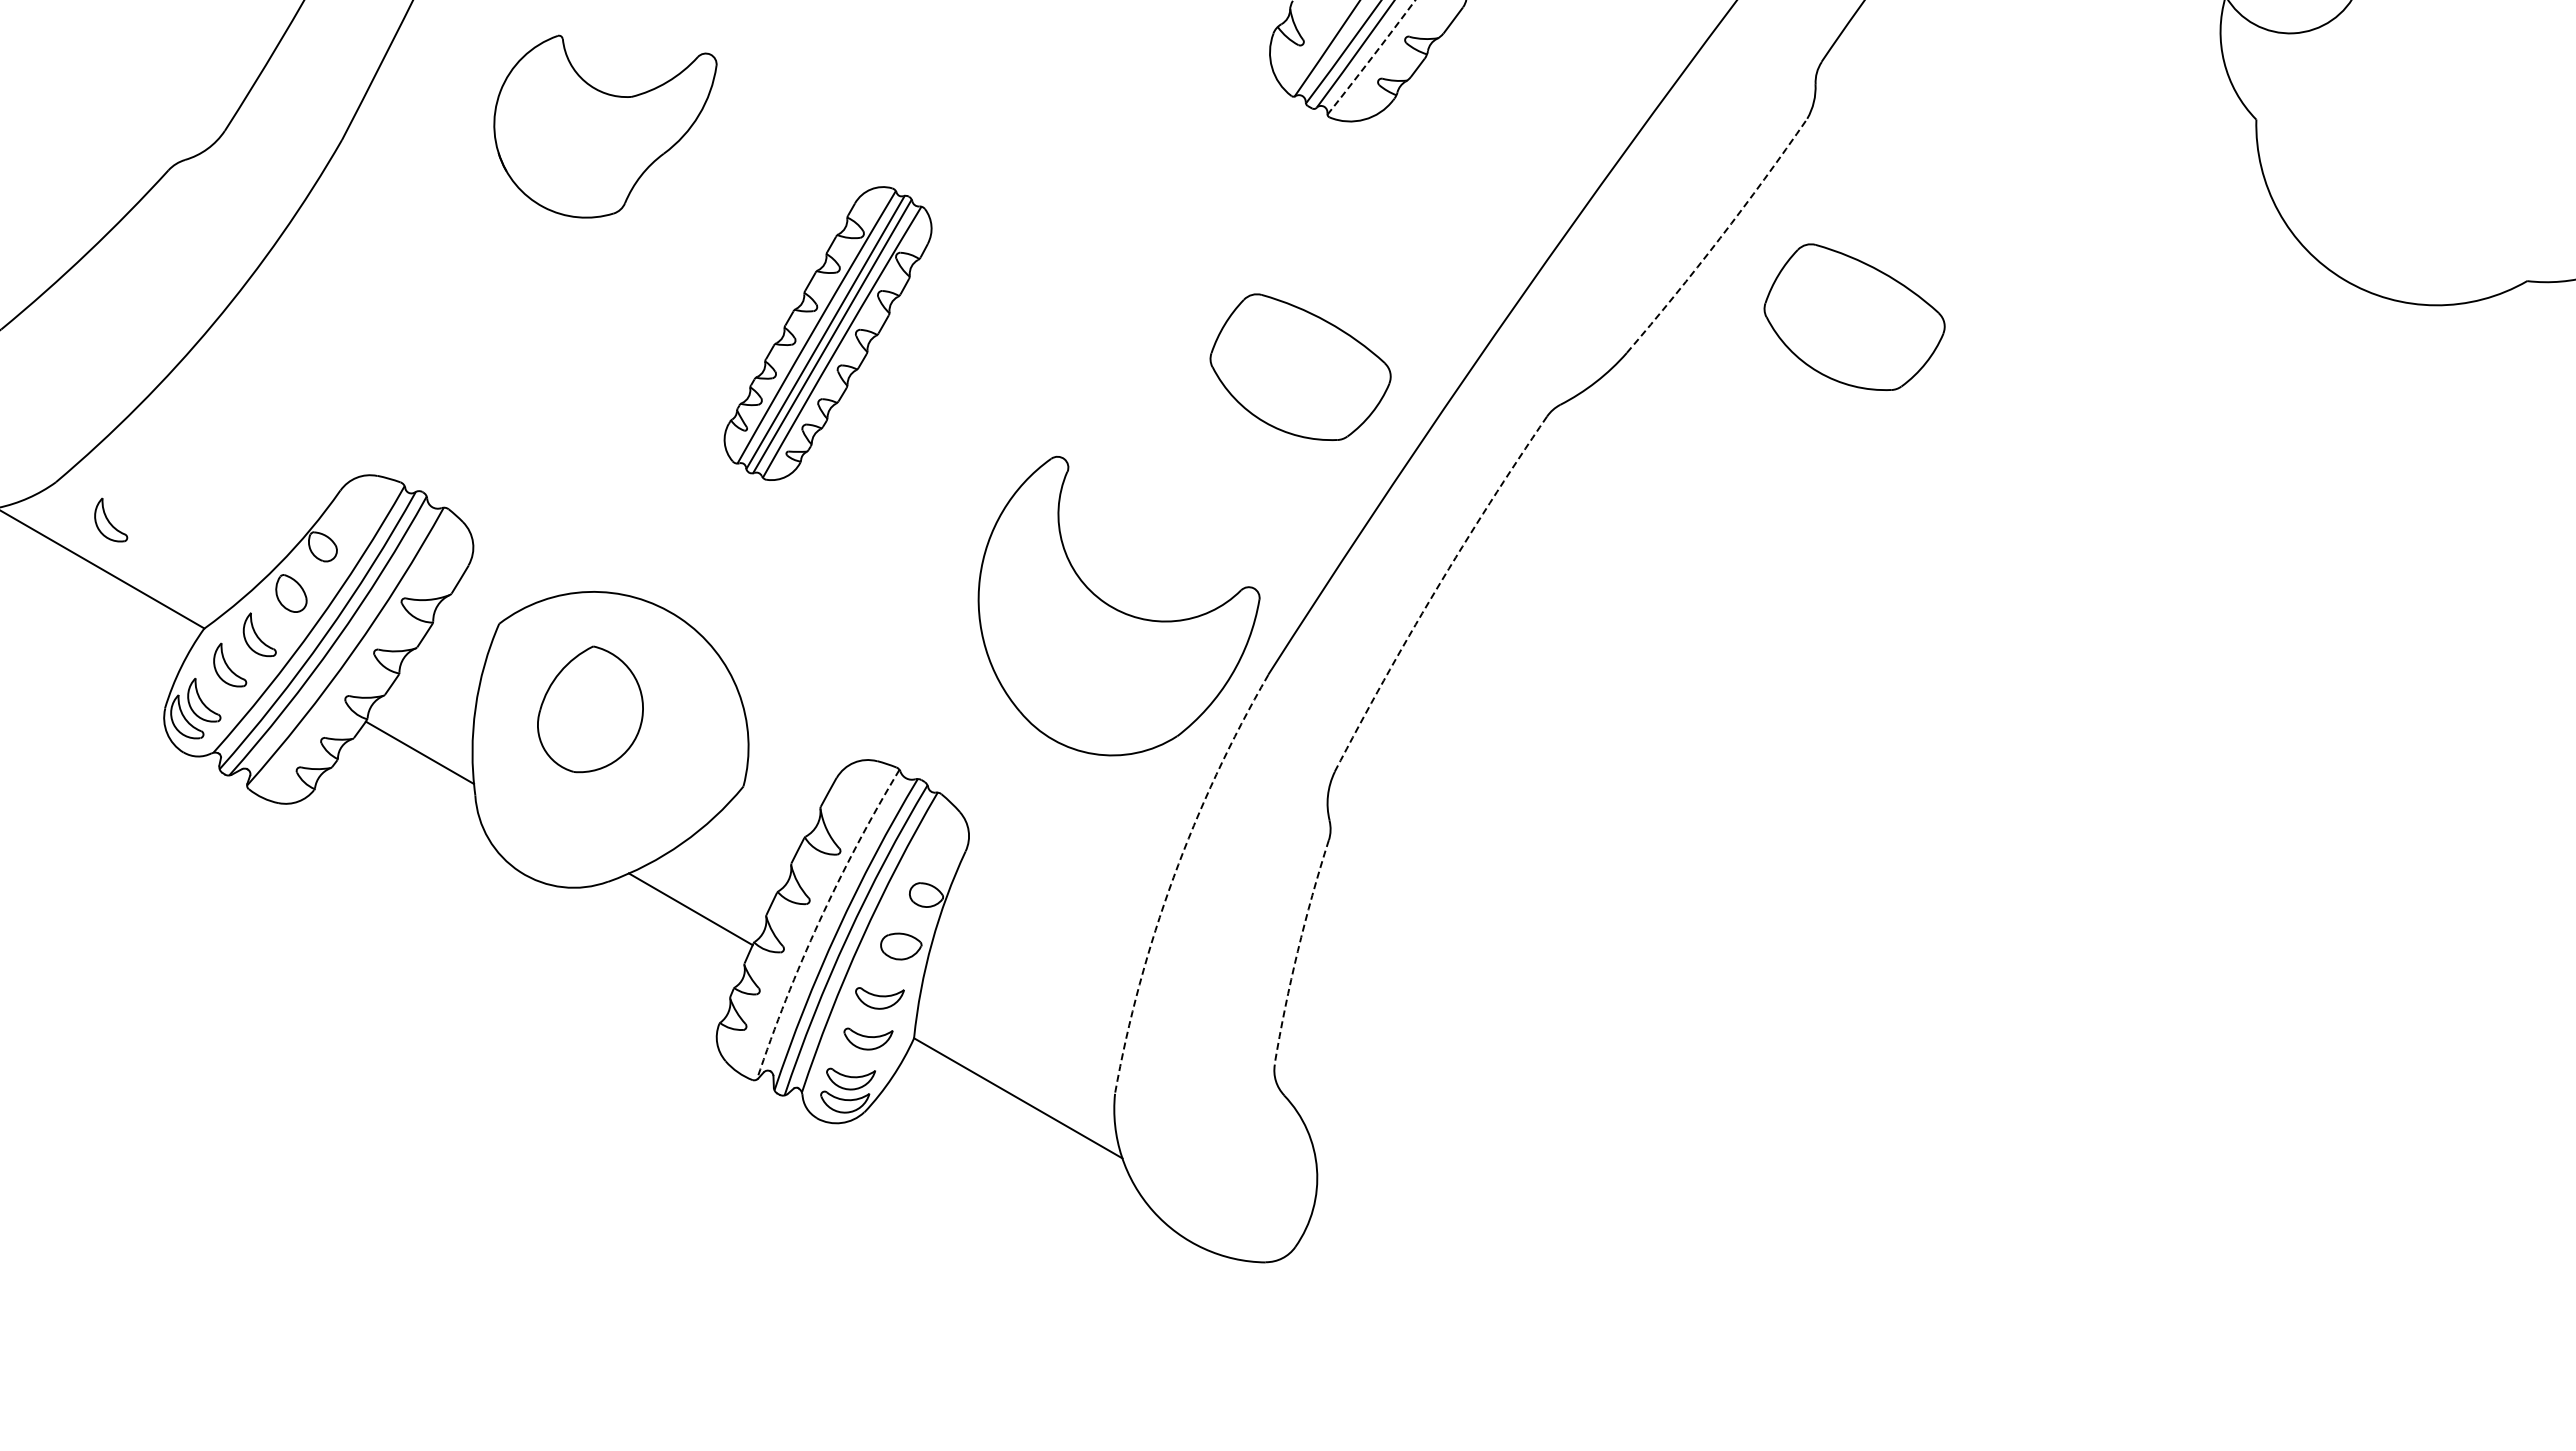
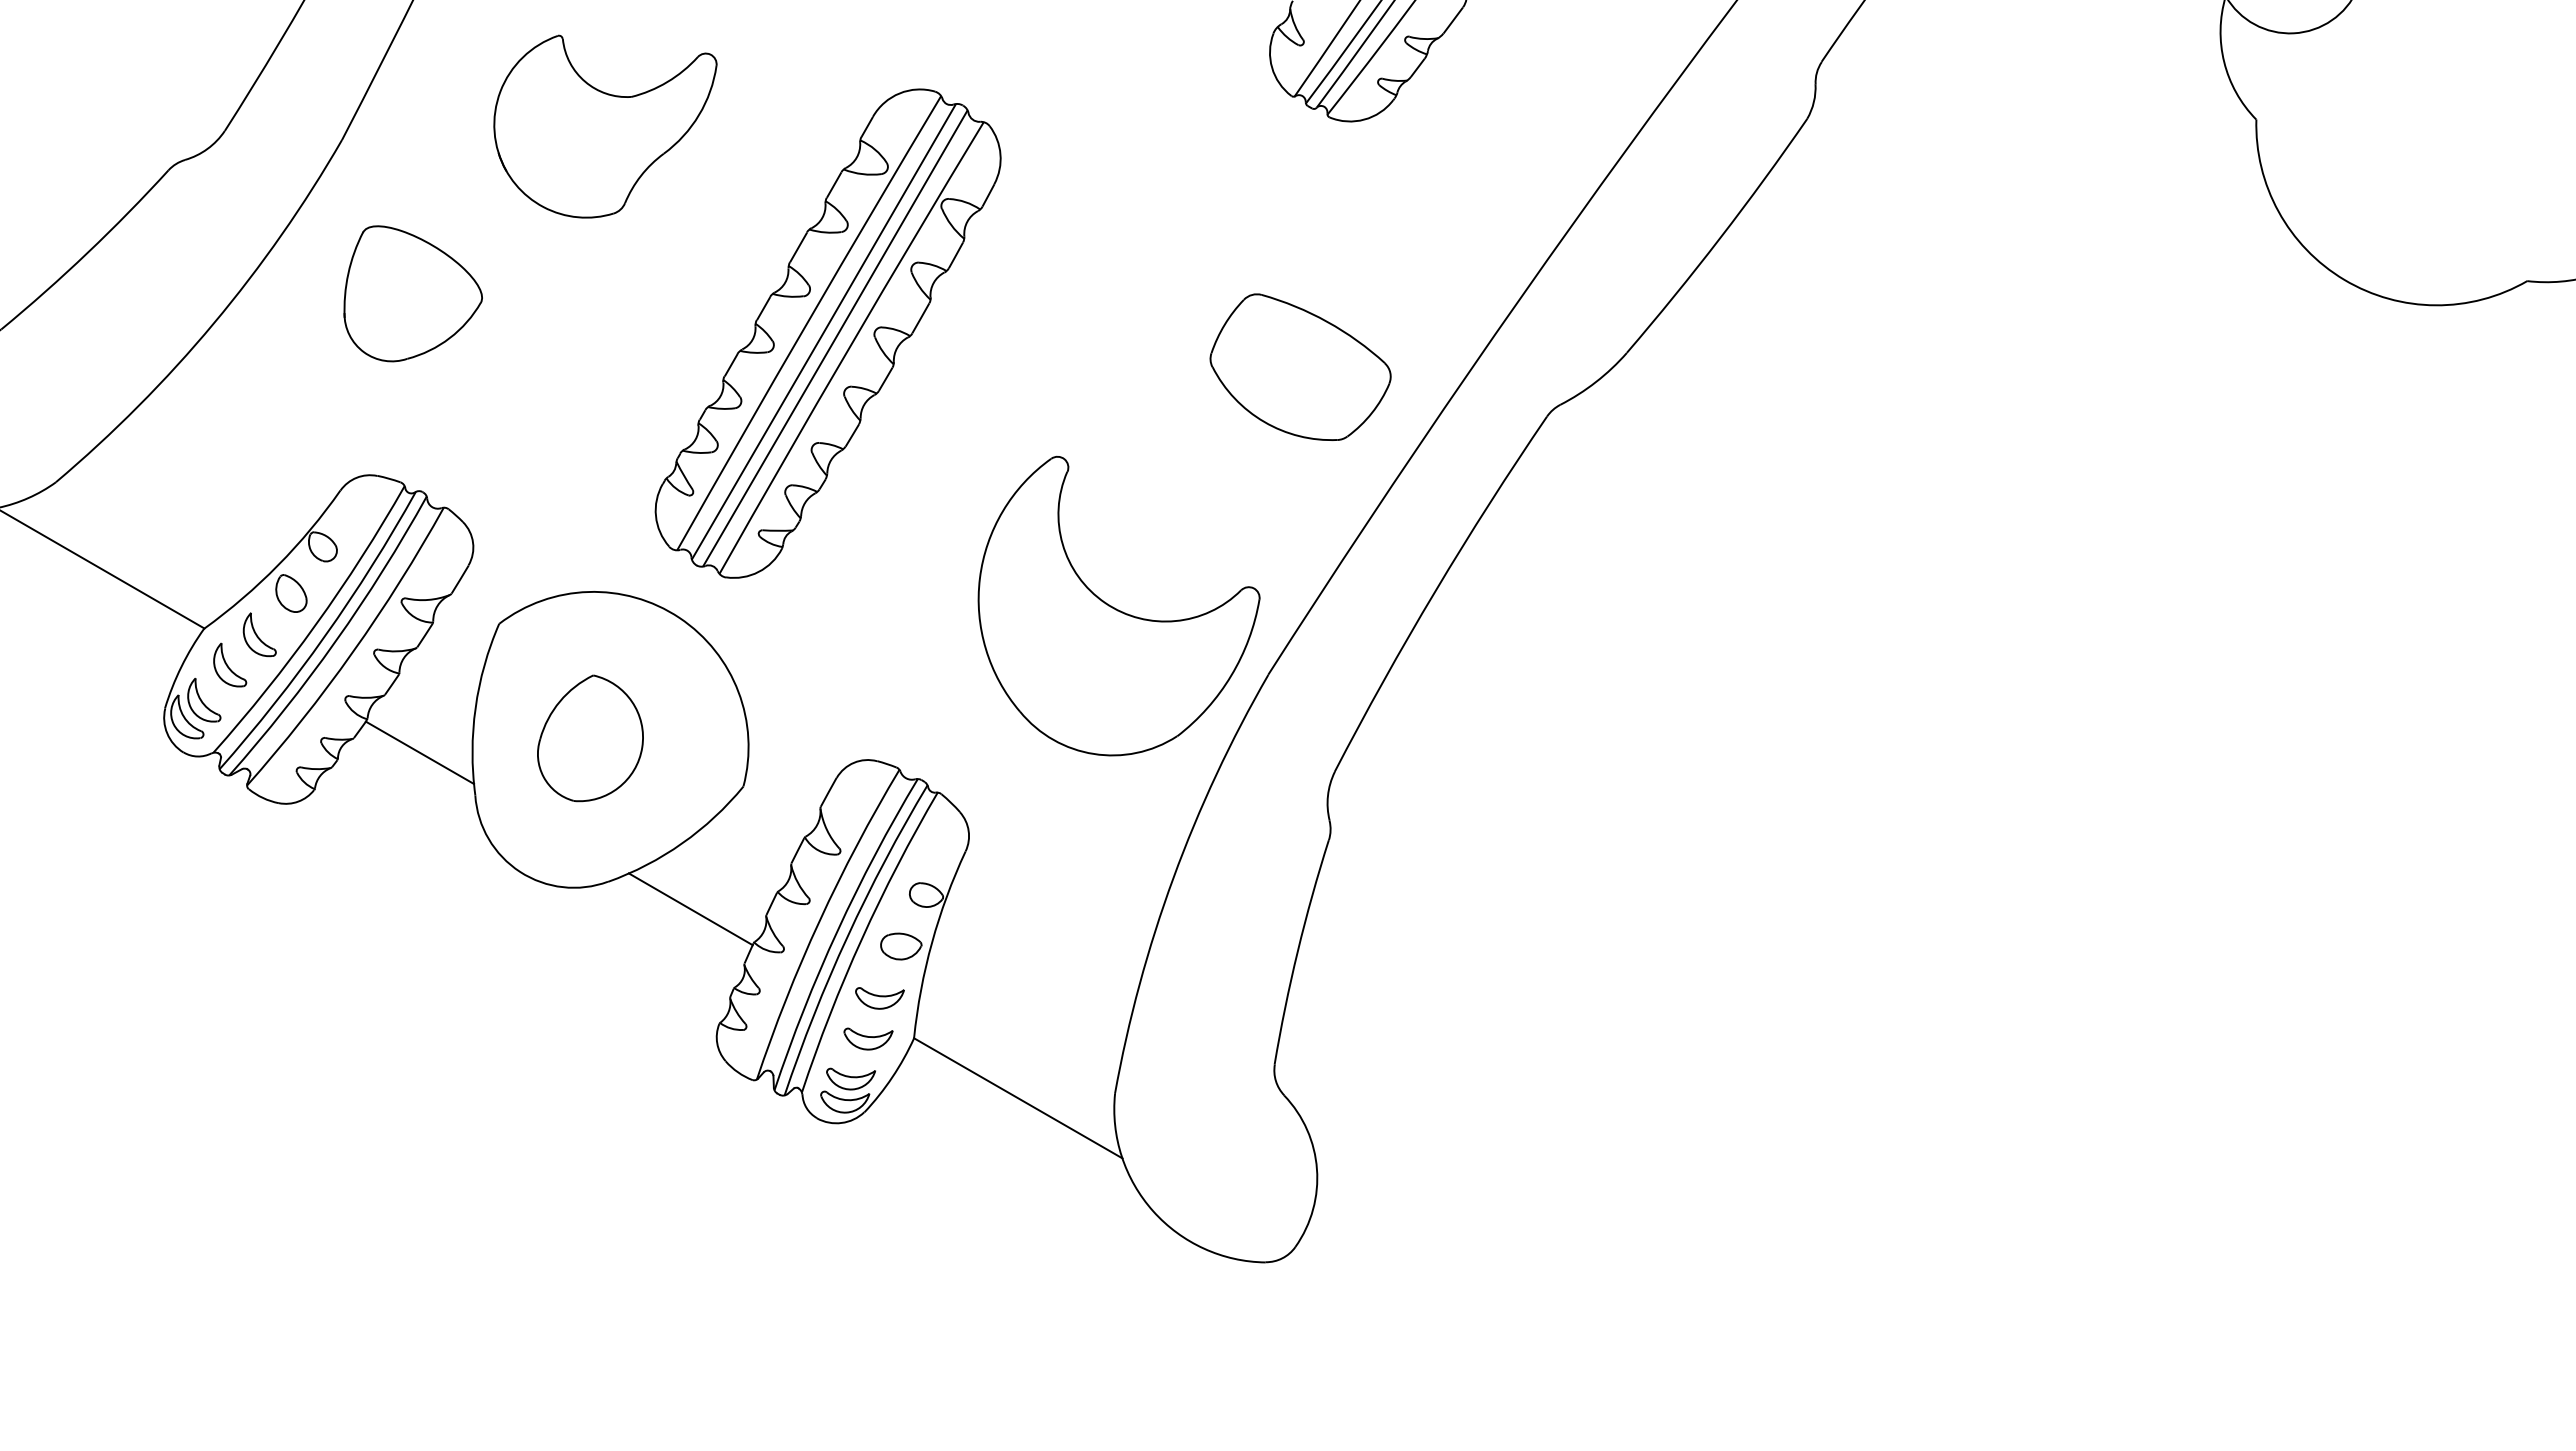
arc: dashed -> solid (1372, 57)
arc: dashed -> solid (1720, 238)
part: none -> present (412, 293)
part: present -> none (1854, 316)
part size: 210x295 px -> 348x491 px (827, 333)
part: present -> none (111, 519)
arc: dashed -> solid (1435, 591)
part position: (590, 709) -> (590, 738) (590, 738)
arc: dashed -> solid (1173, 877)
arc: dashed -> solid (819, 920)
arc: dashed -> solid (1297, 951)
